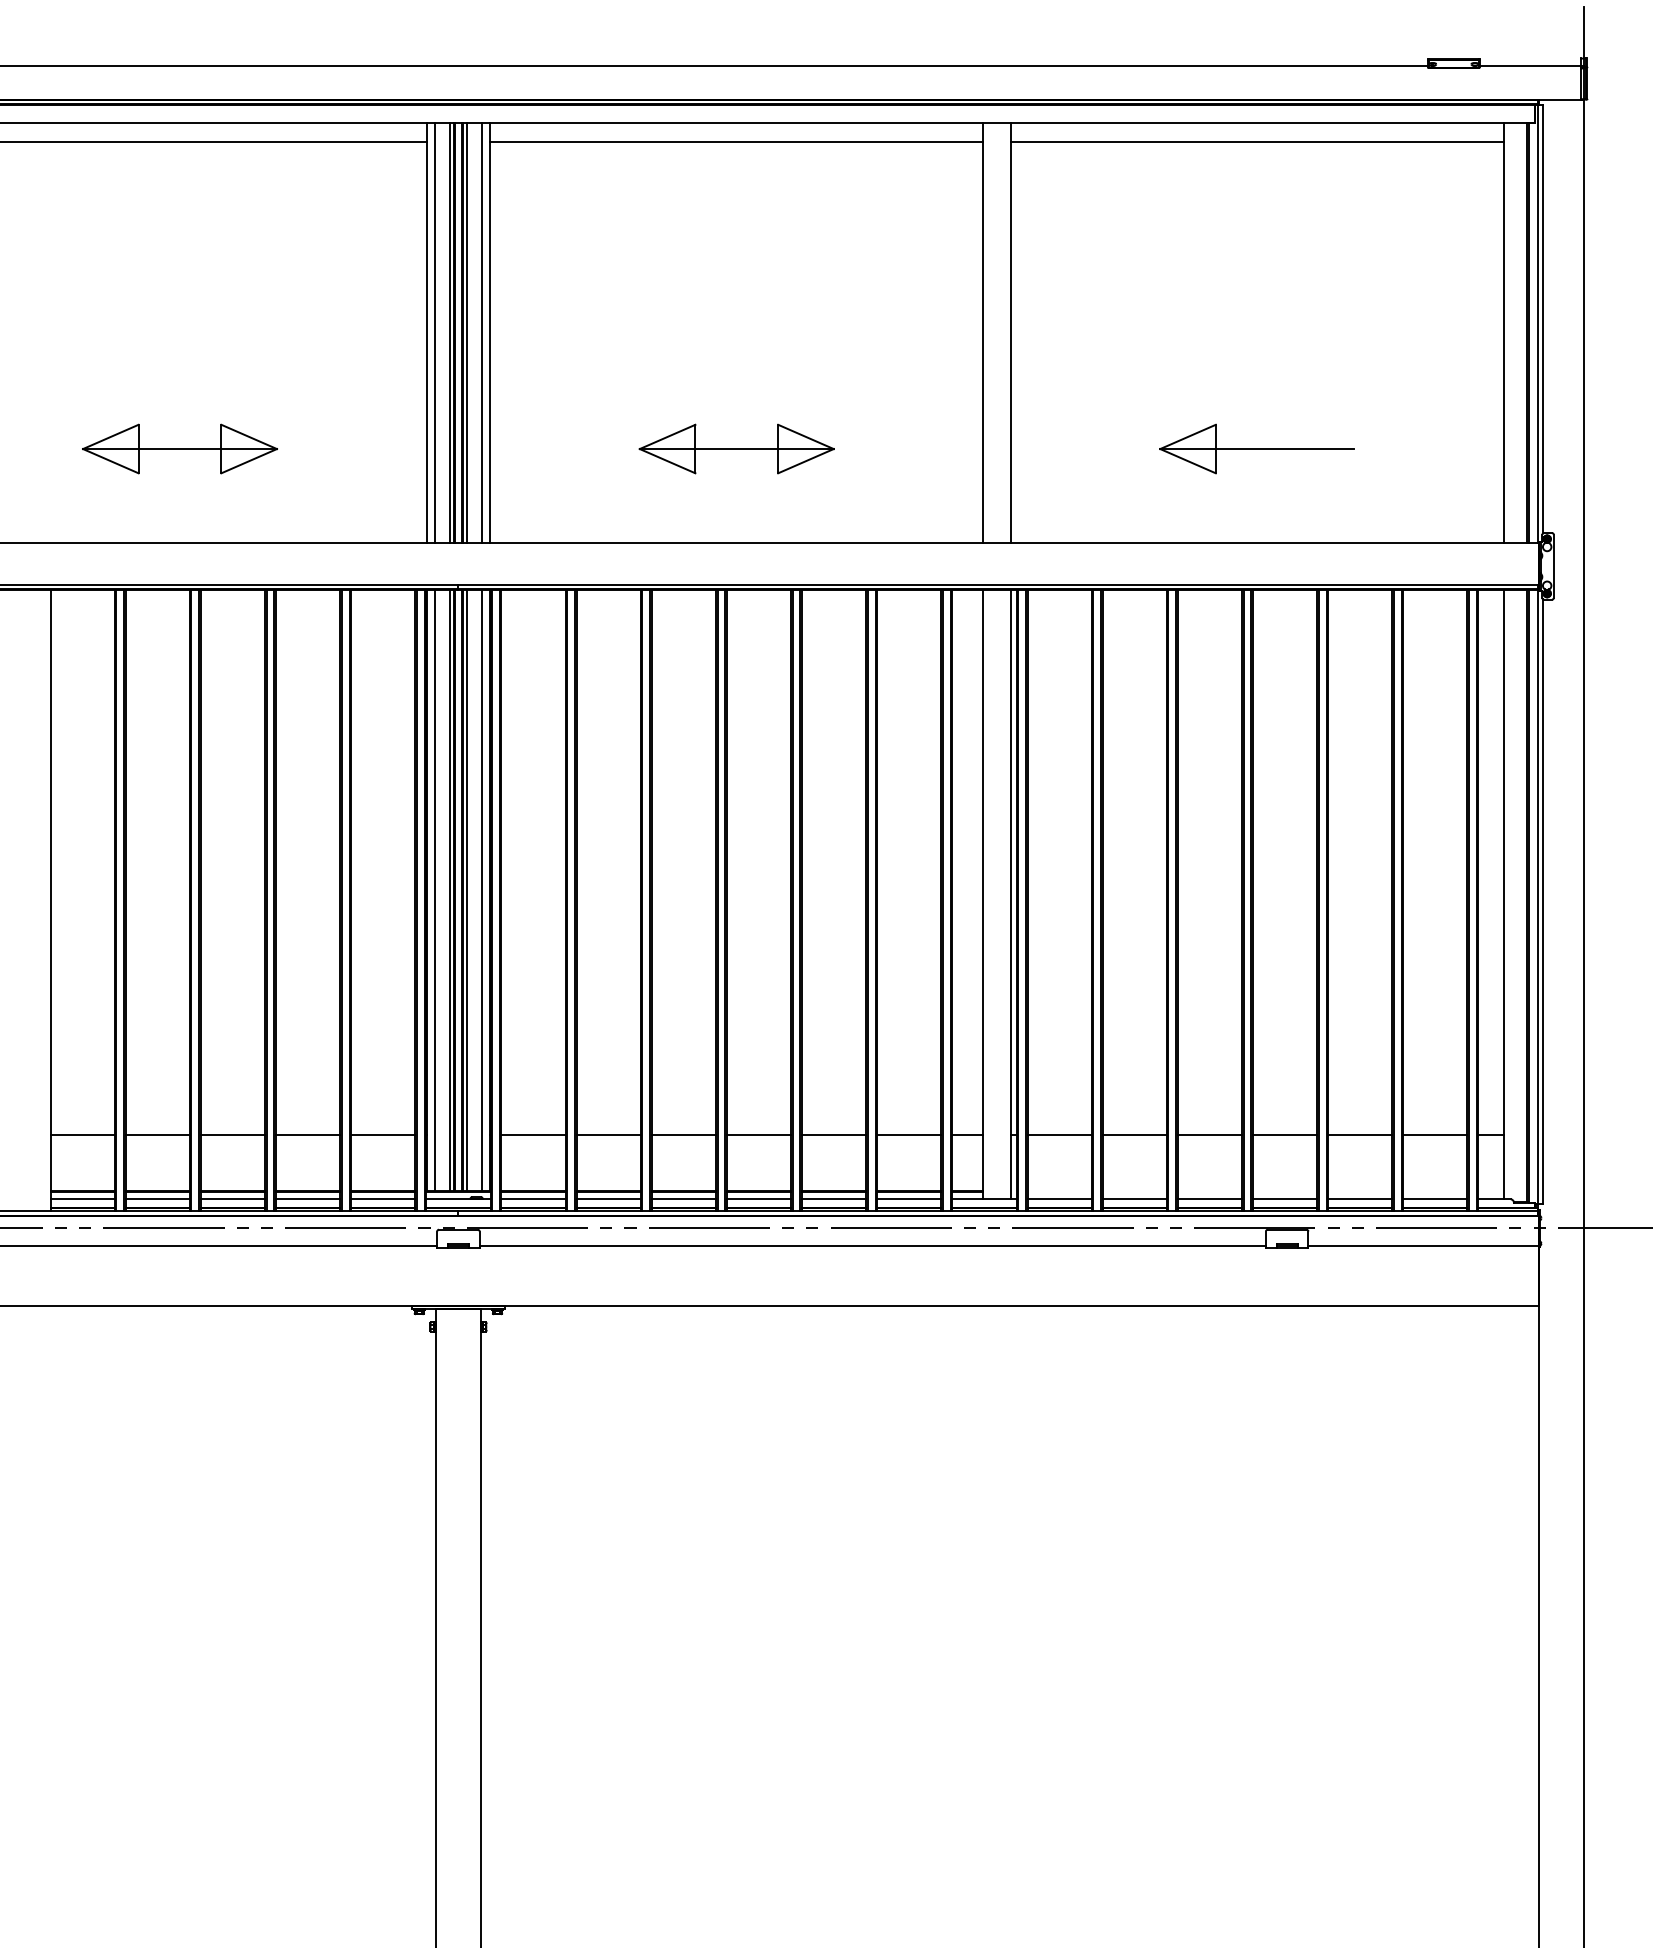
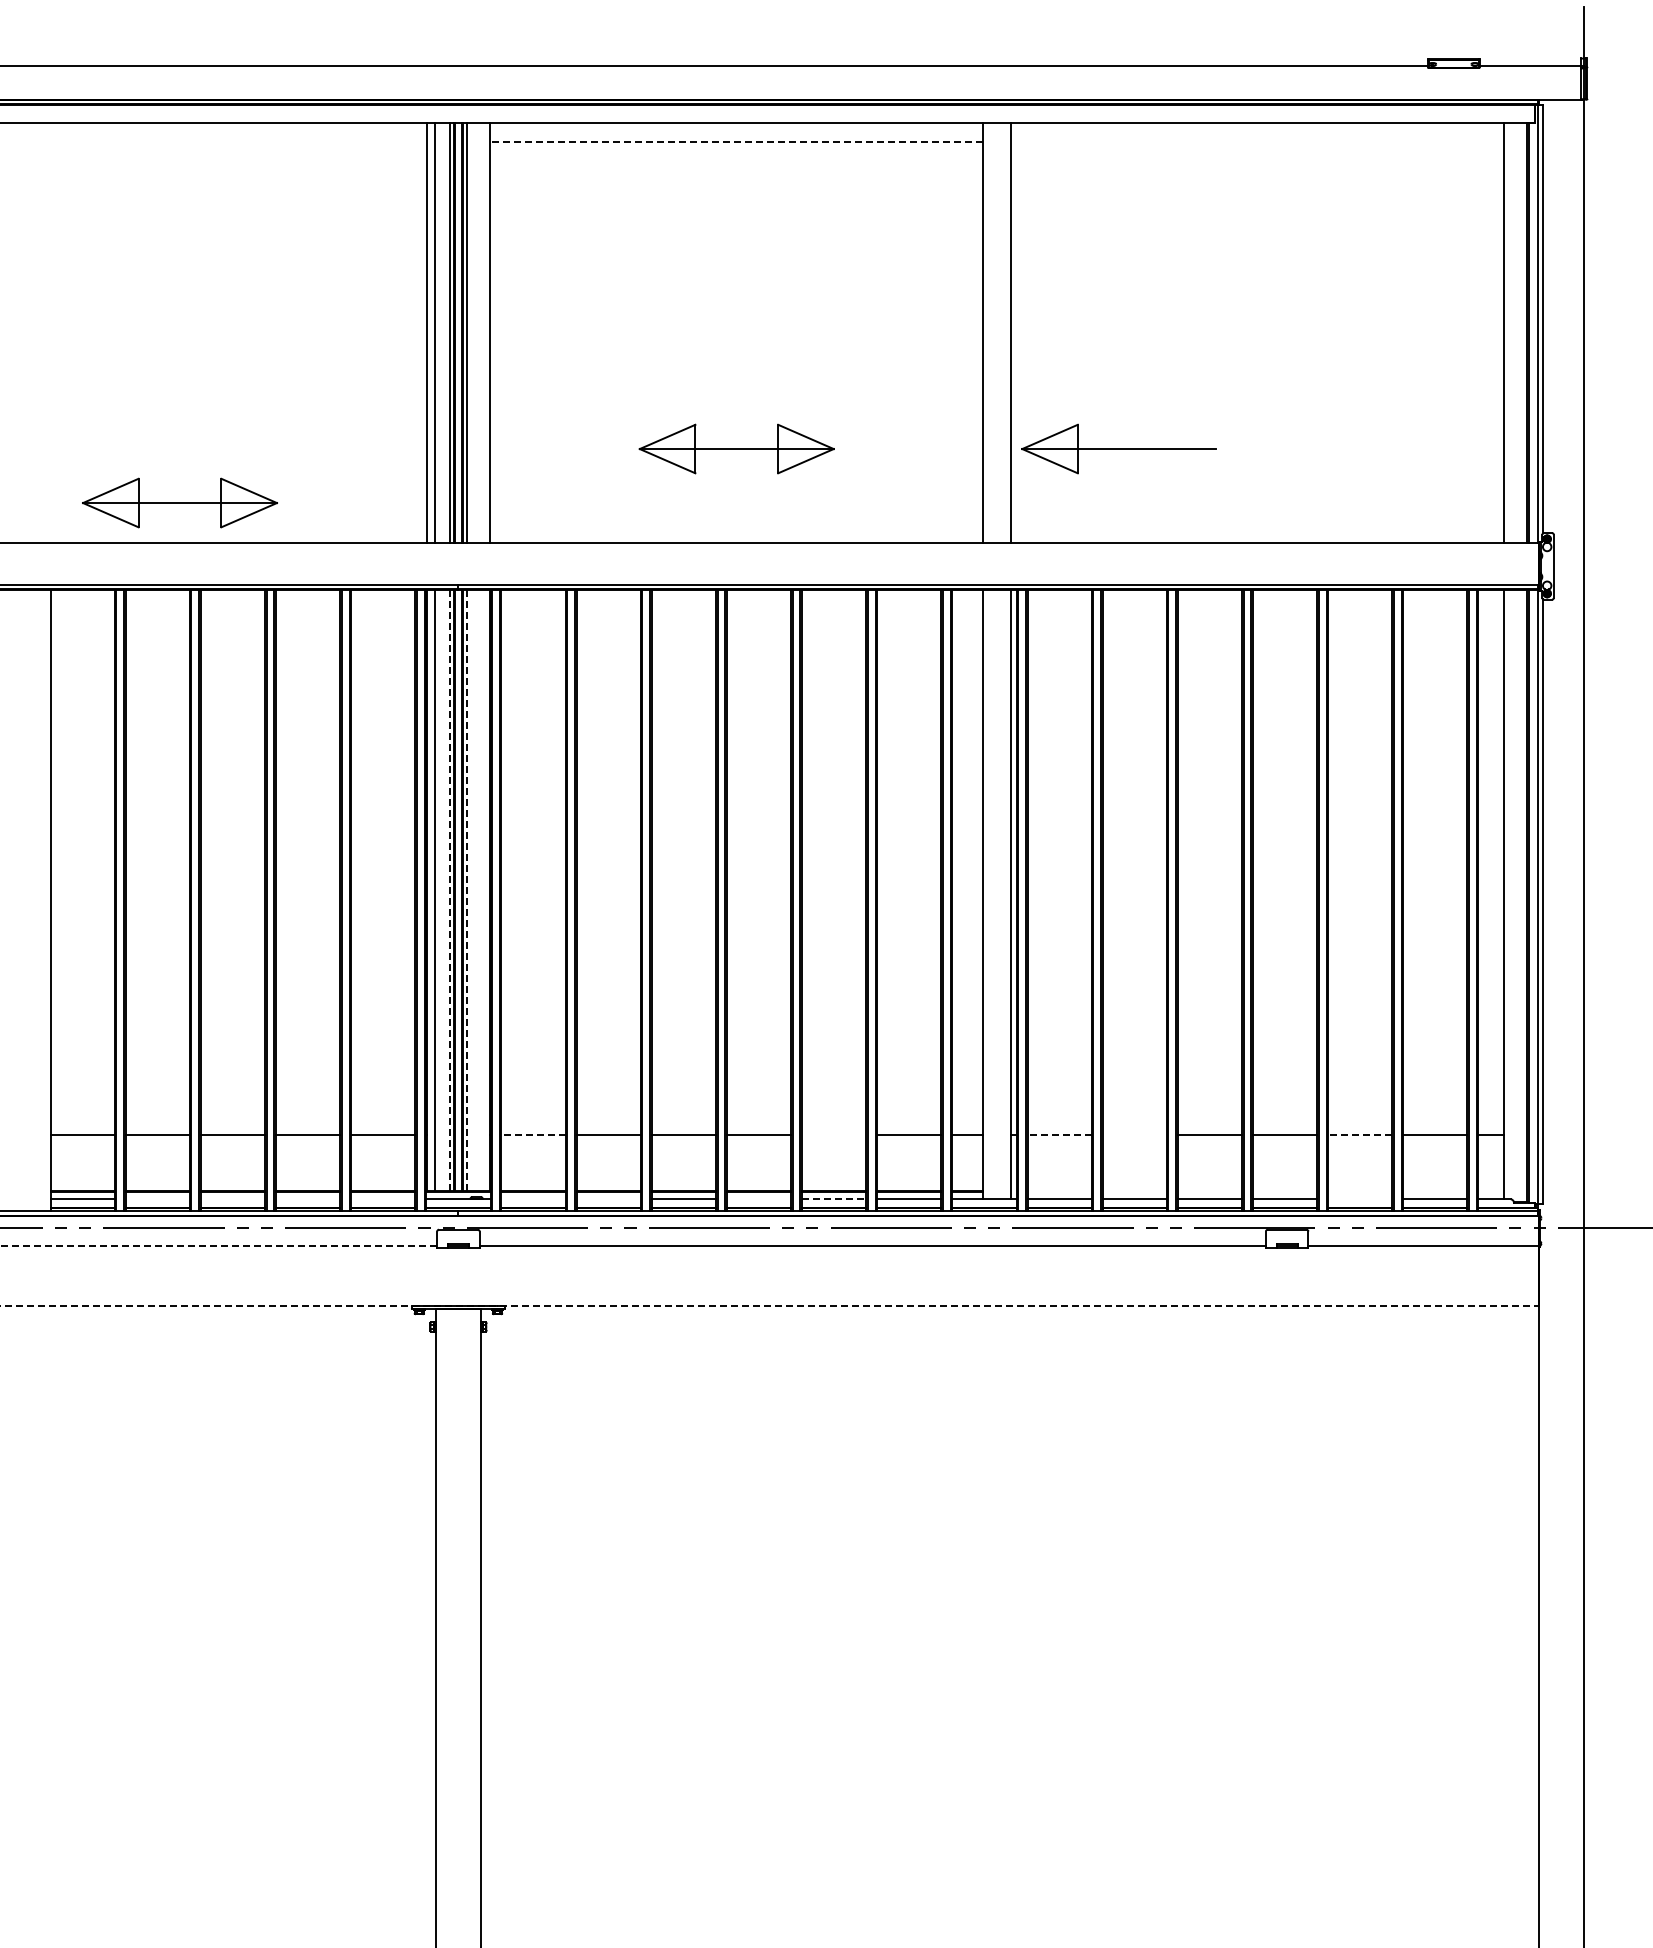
line: present -> none (214, 142)
line: solid -> dashed (736, 142)
line: present -> none (1256, 142)
line: present -> none (482, 332)
part position: (179, 448) -> (179, 502) (179, 502)
part position: (1256, 448) -> (1118, 448) (1118, 448)
line: solid -> dashed (449, 890)
line: solid -> dashed (467, 890)
line: present -> none (482, 890)
line: solid -> dashed (533, 1134)
line: present -> none (834, 1134)
line: solid -> dashed (1059, 1134)
line: present -> none (1134, 1134)
line: solid -> dashed (1359, 1134)
line: present -> none (157, 1199)
line: present -> none (232, 1199)
line: present -> none (308, 1199)
line: present -> none (383, 1199)
line: present -> none (533, 1199)
line: present -> none (608, 1199)
line: present -> none (758, 1199)
line: solid -> dashed (834, 1199)
line: present -> none (1360, 1199)
line: solid -> dashed (218, 1246)
line: solid -> dashed (769, 1306)
